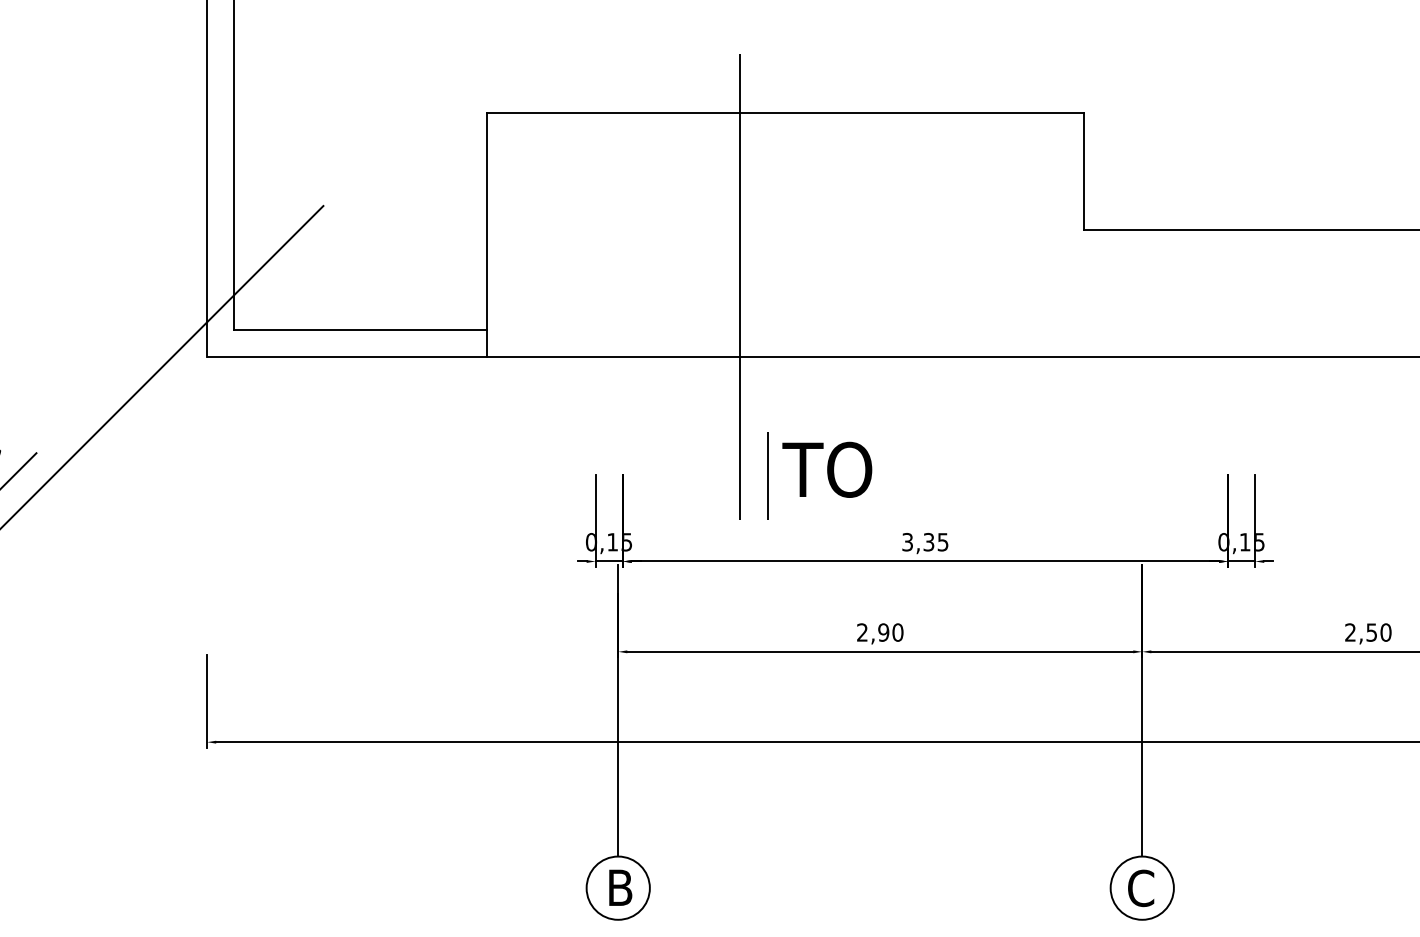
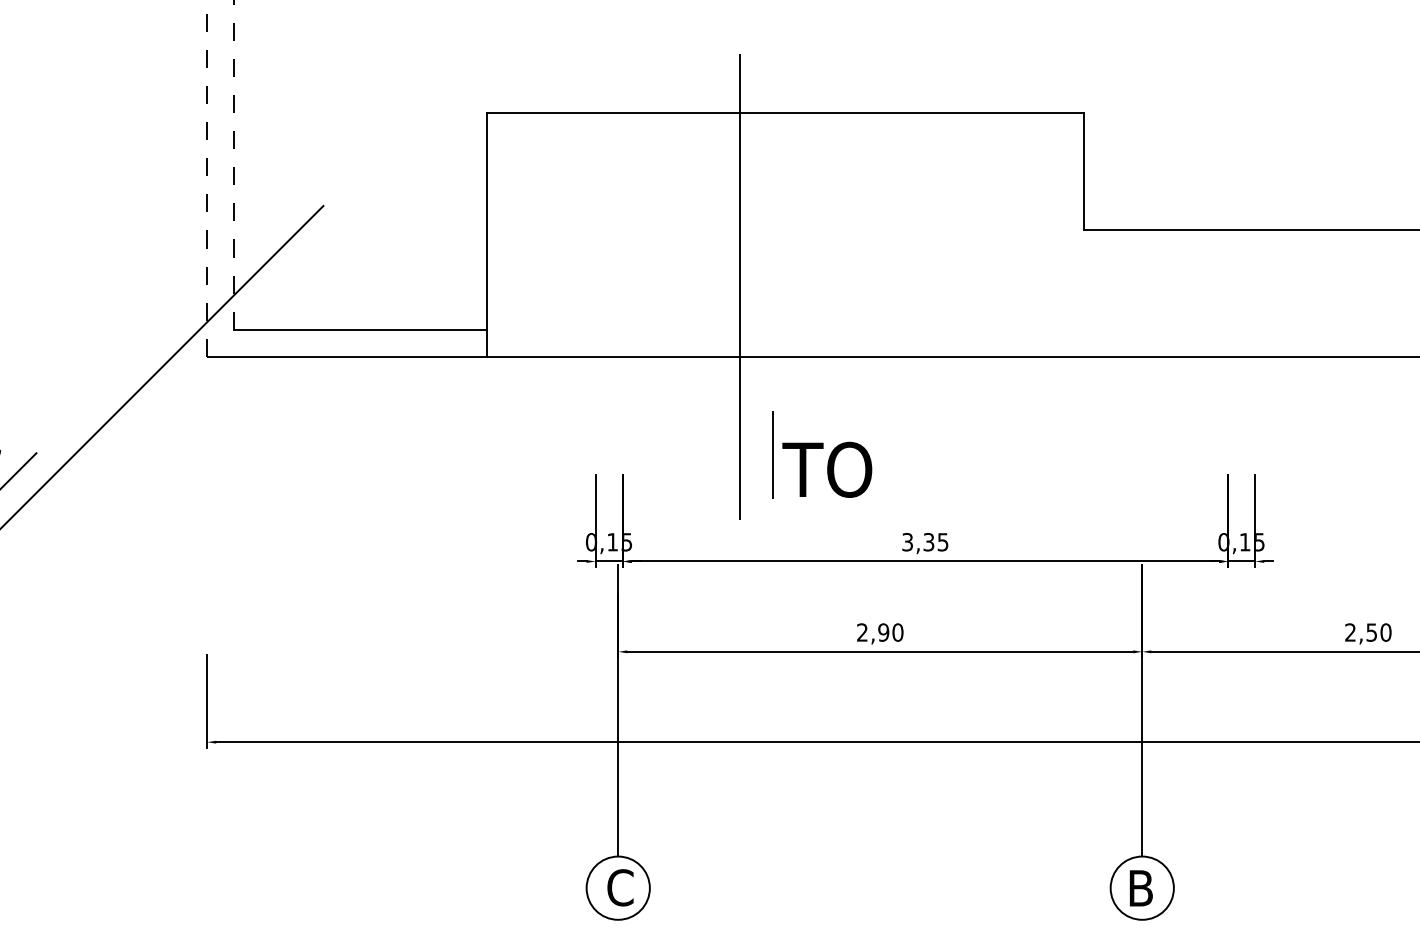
line: solid -> dashed (234, 164)
line: solid -> dashed (207, 177)
line position: (767, 475) -> (772, 454) (772, 454)
text: B -> C (620, 887)
text: C -> B (1141, 888)
